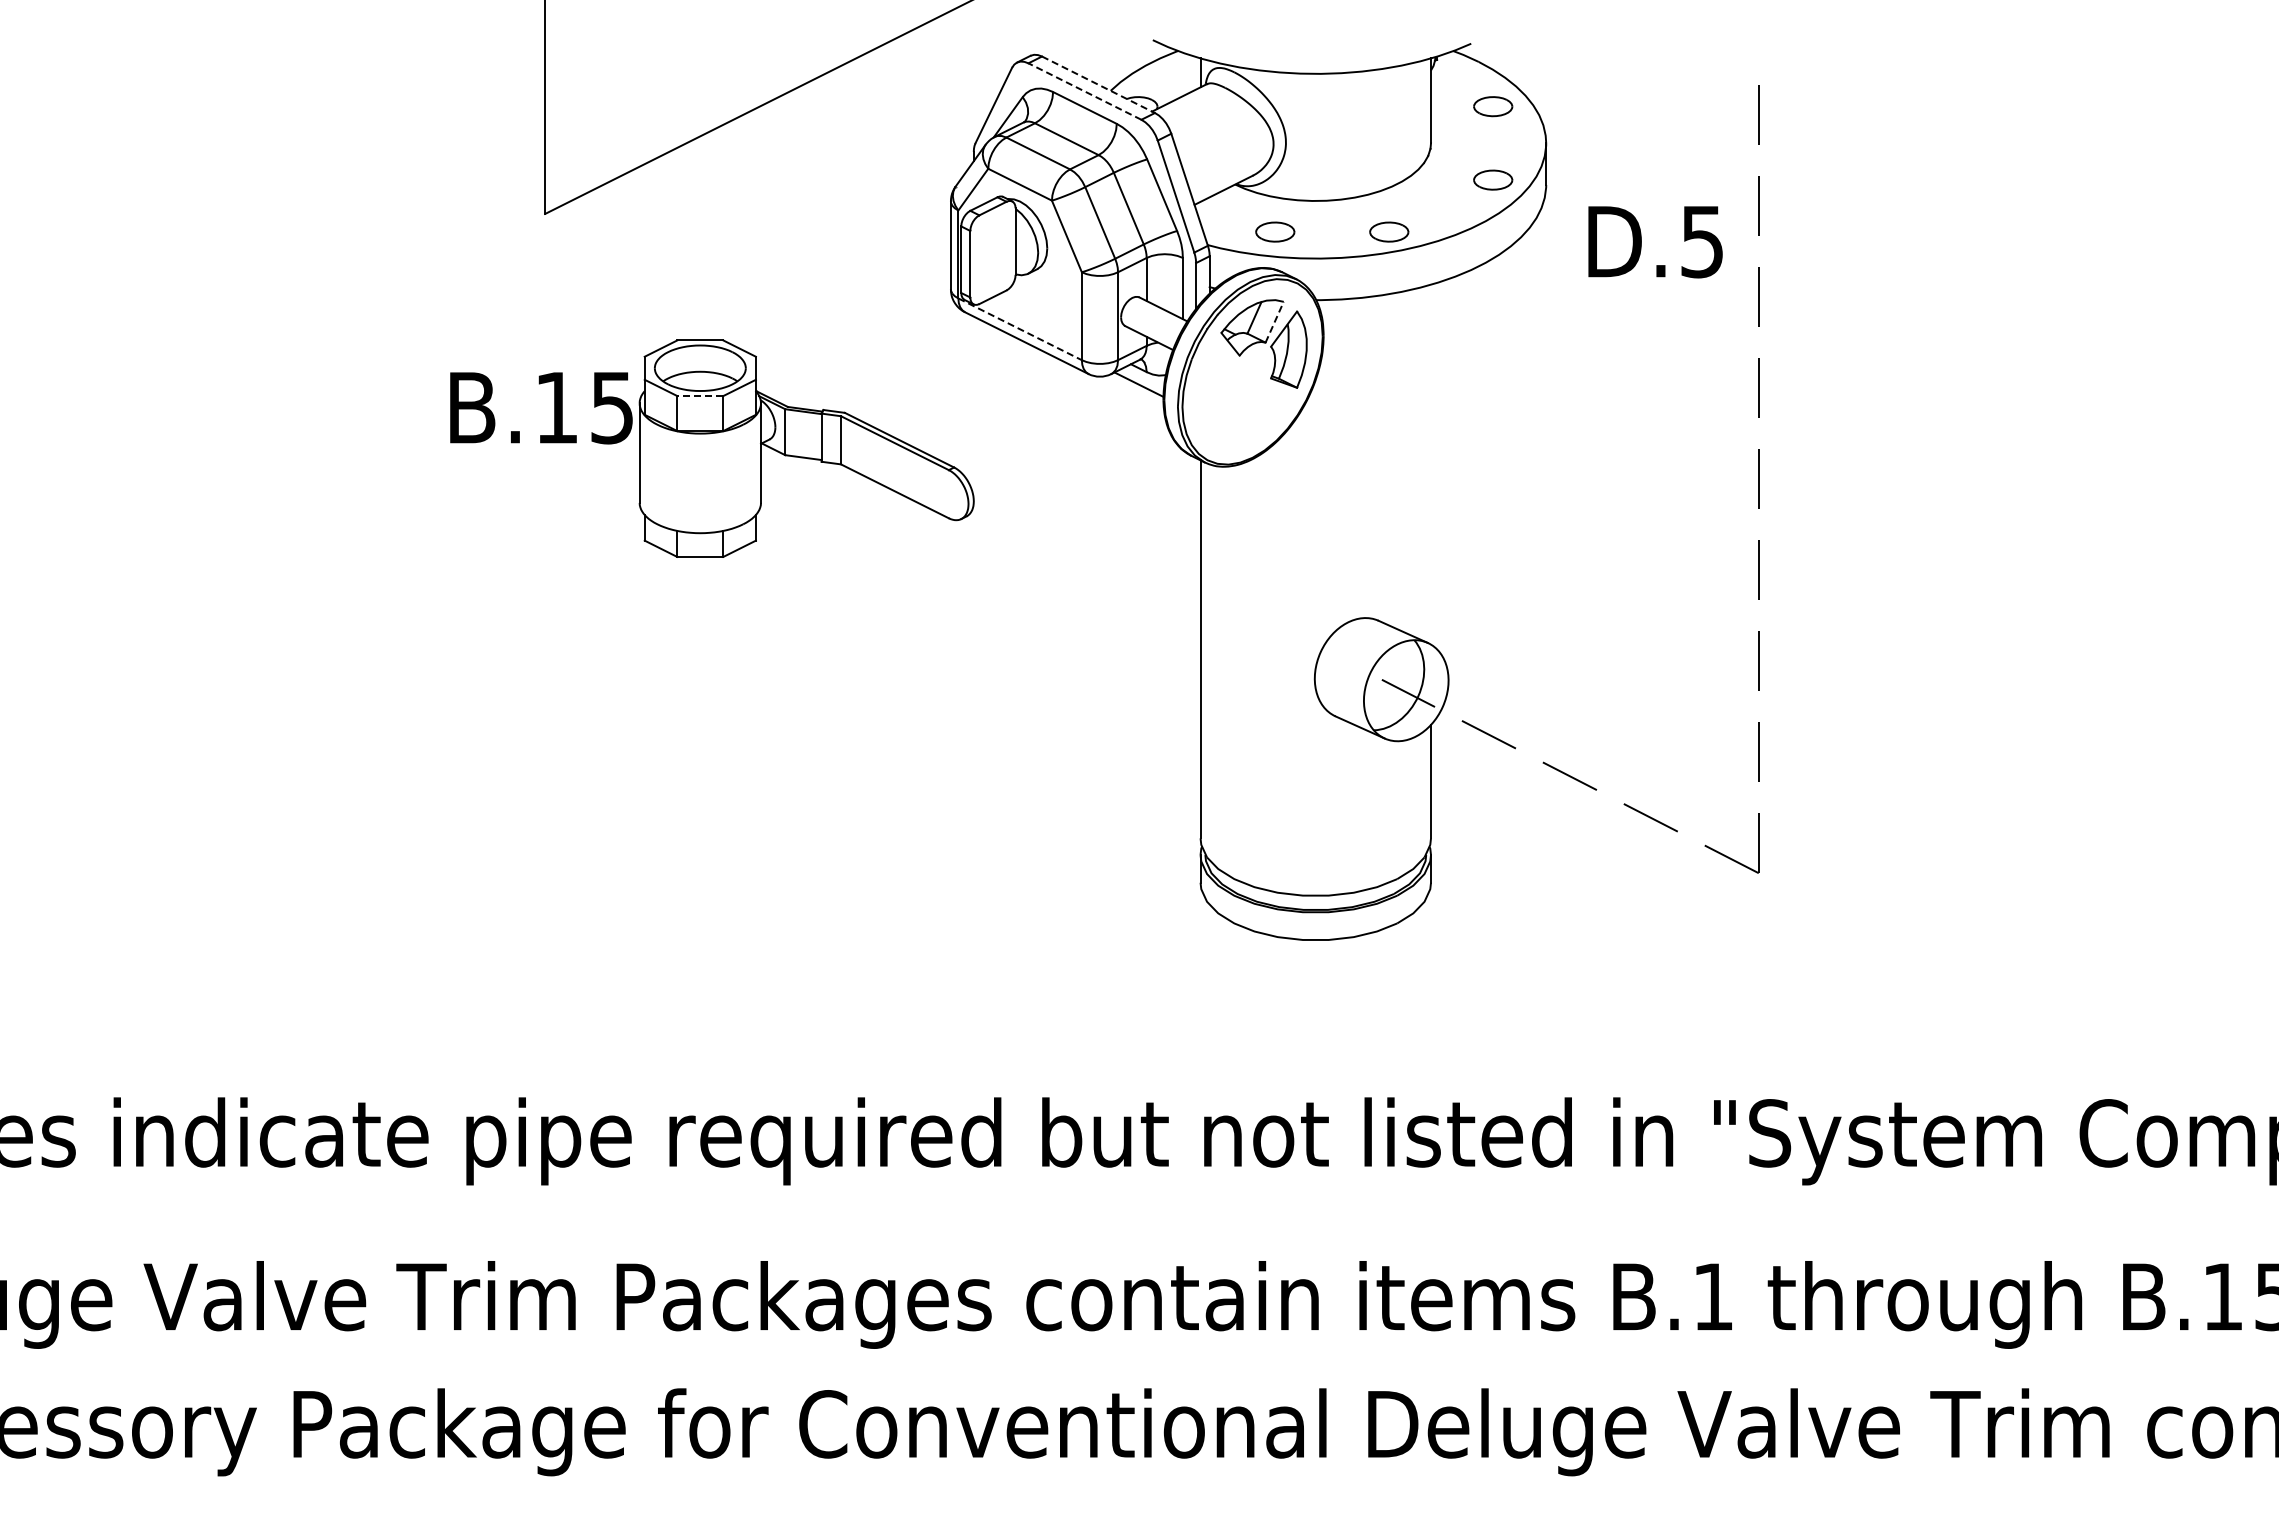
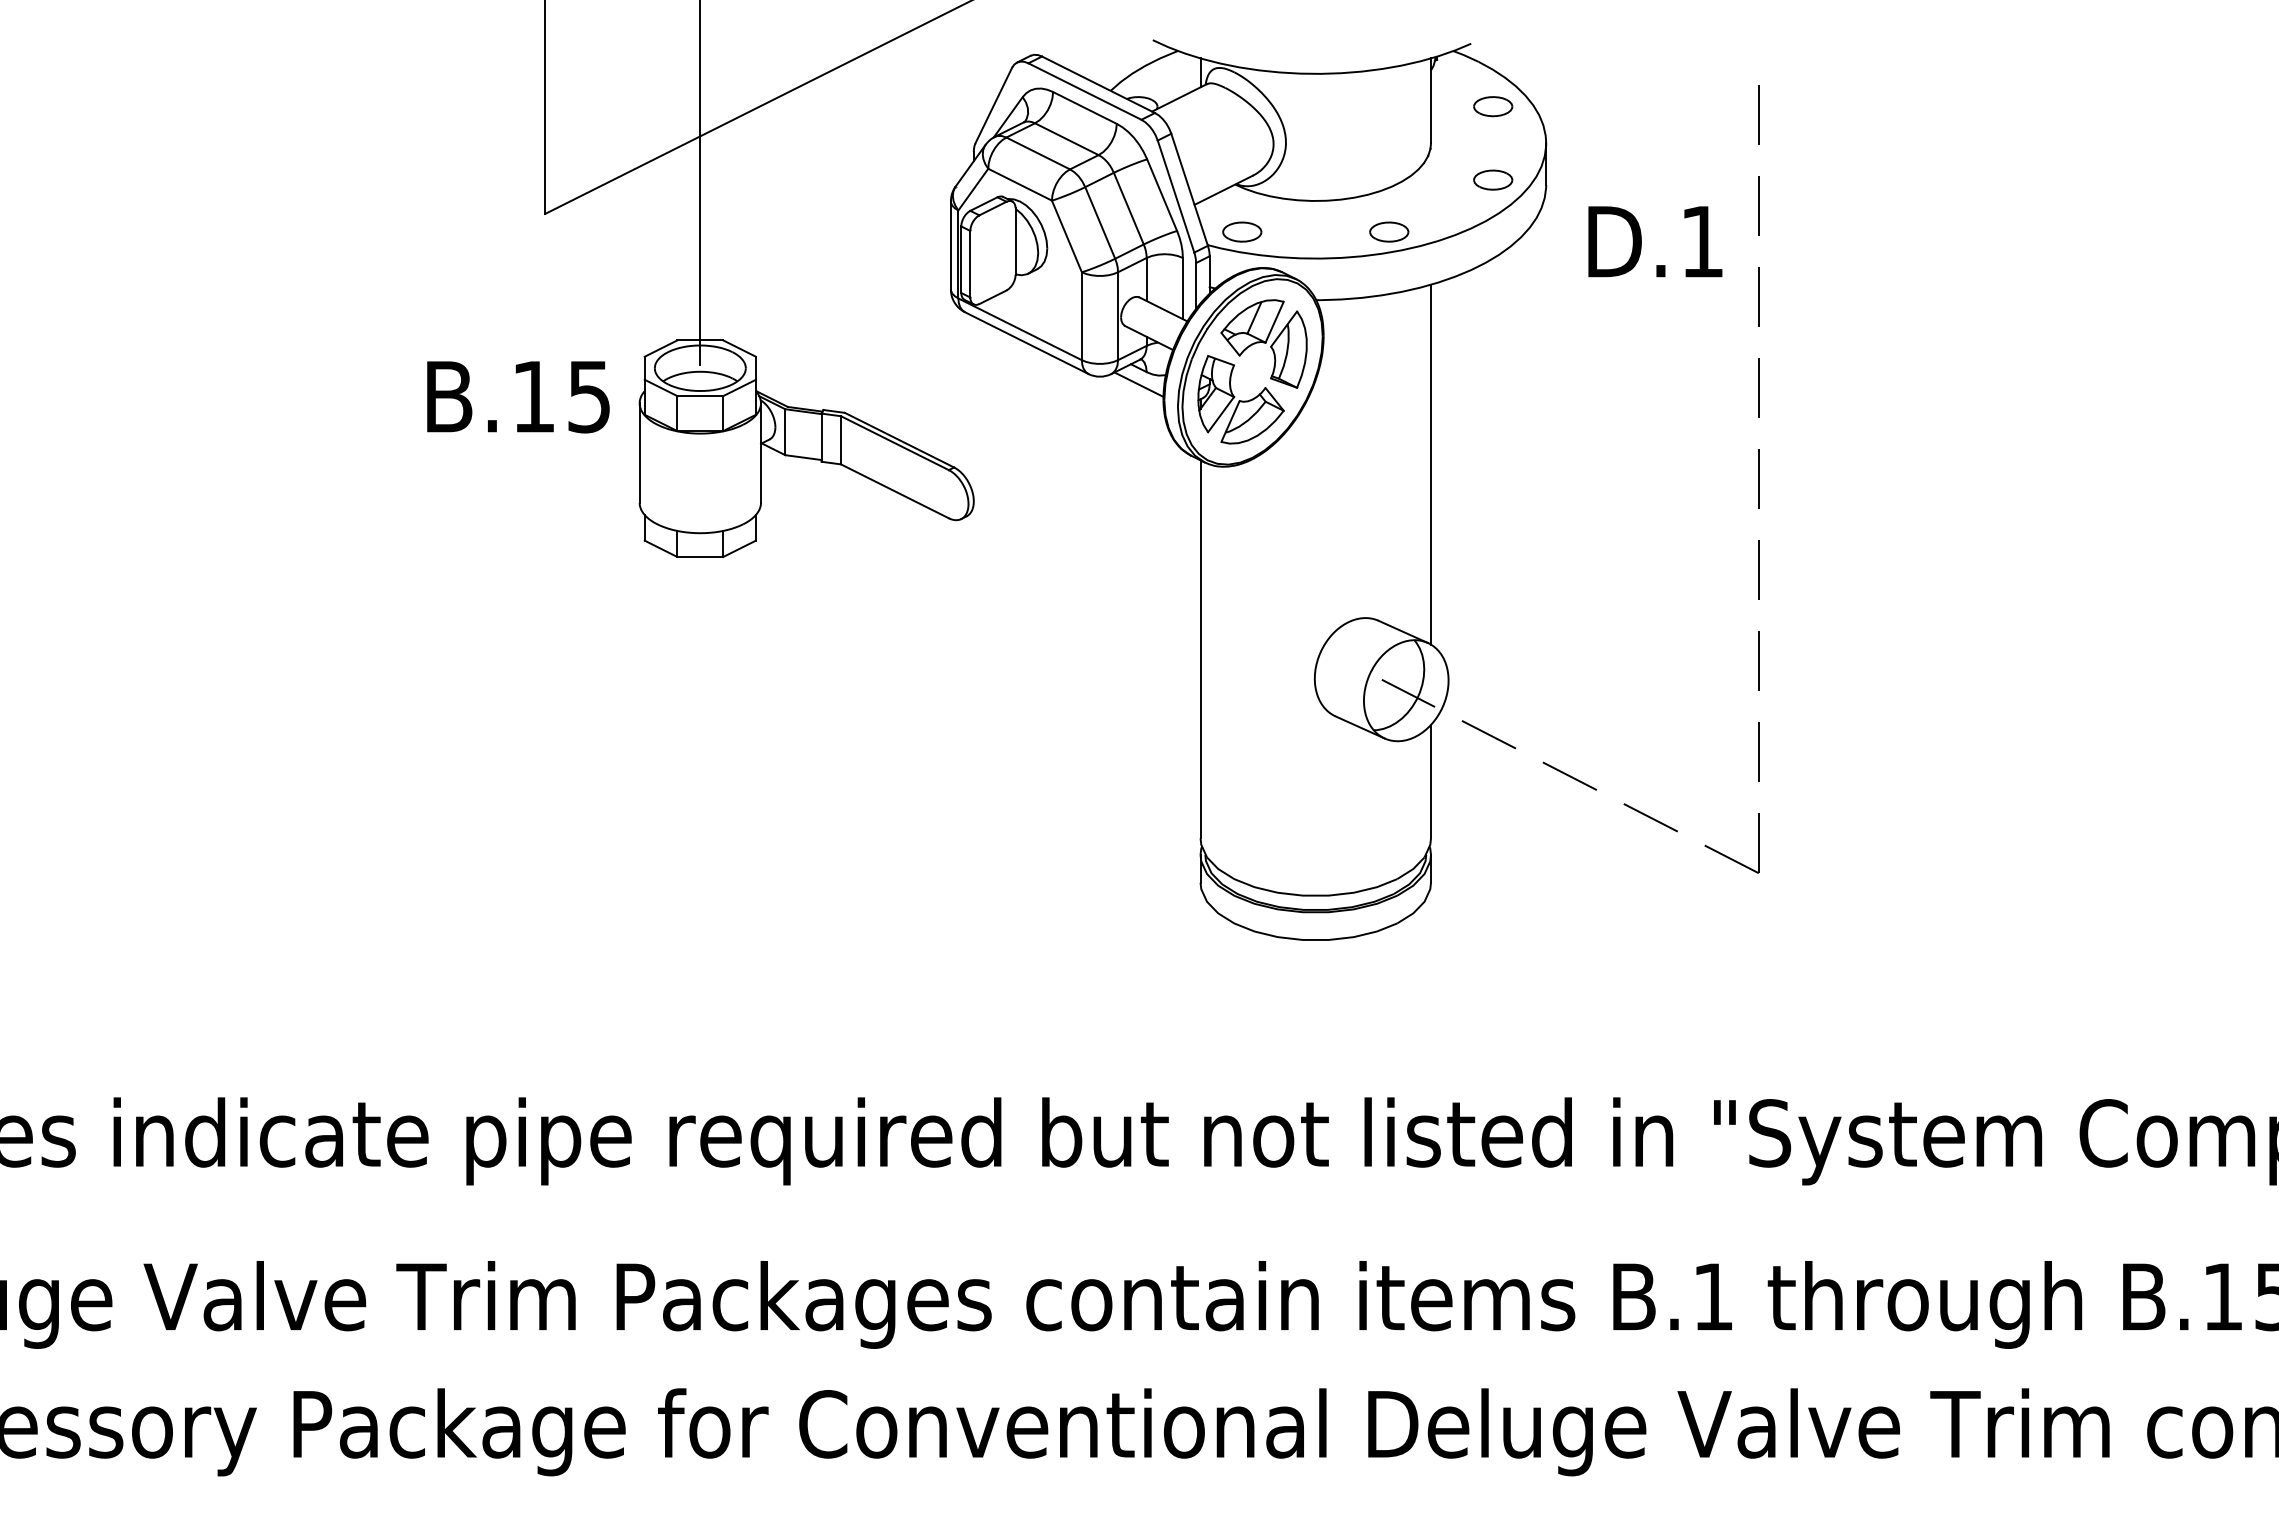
line: dashed -> solid (1098, 85)
line: dashed -> solid (1084, 91)
line: none -> present (699, 183)
part position: (1275, 231) -> (1242, 231) (1242, 231)
text: D.5 -> D.1 (1701, 242)
line: dashed -> solid (1274, 321)
line: dashed -> solid (1020, 329)
line: dashed -> solid (699, 396)
part: none -> present (1240, 399)
text position: (541, 408) -> (518, 397) (518, 397)
line: none -> present (1431, 464)
